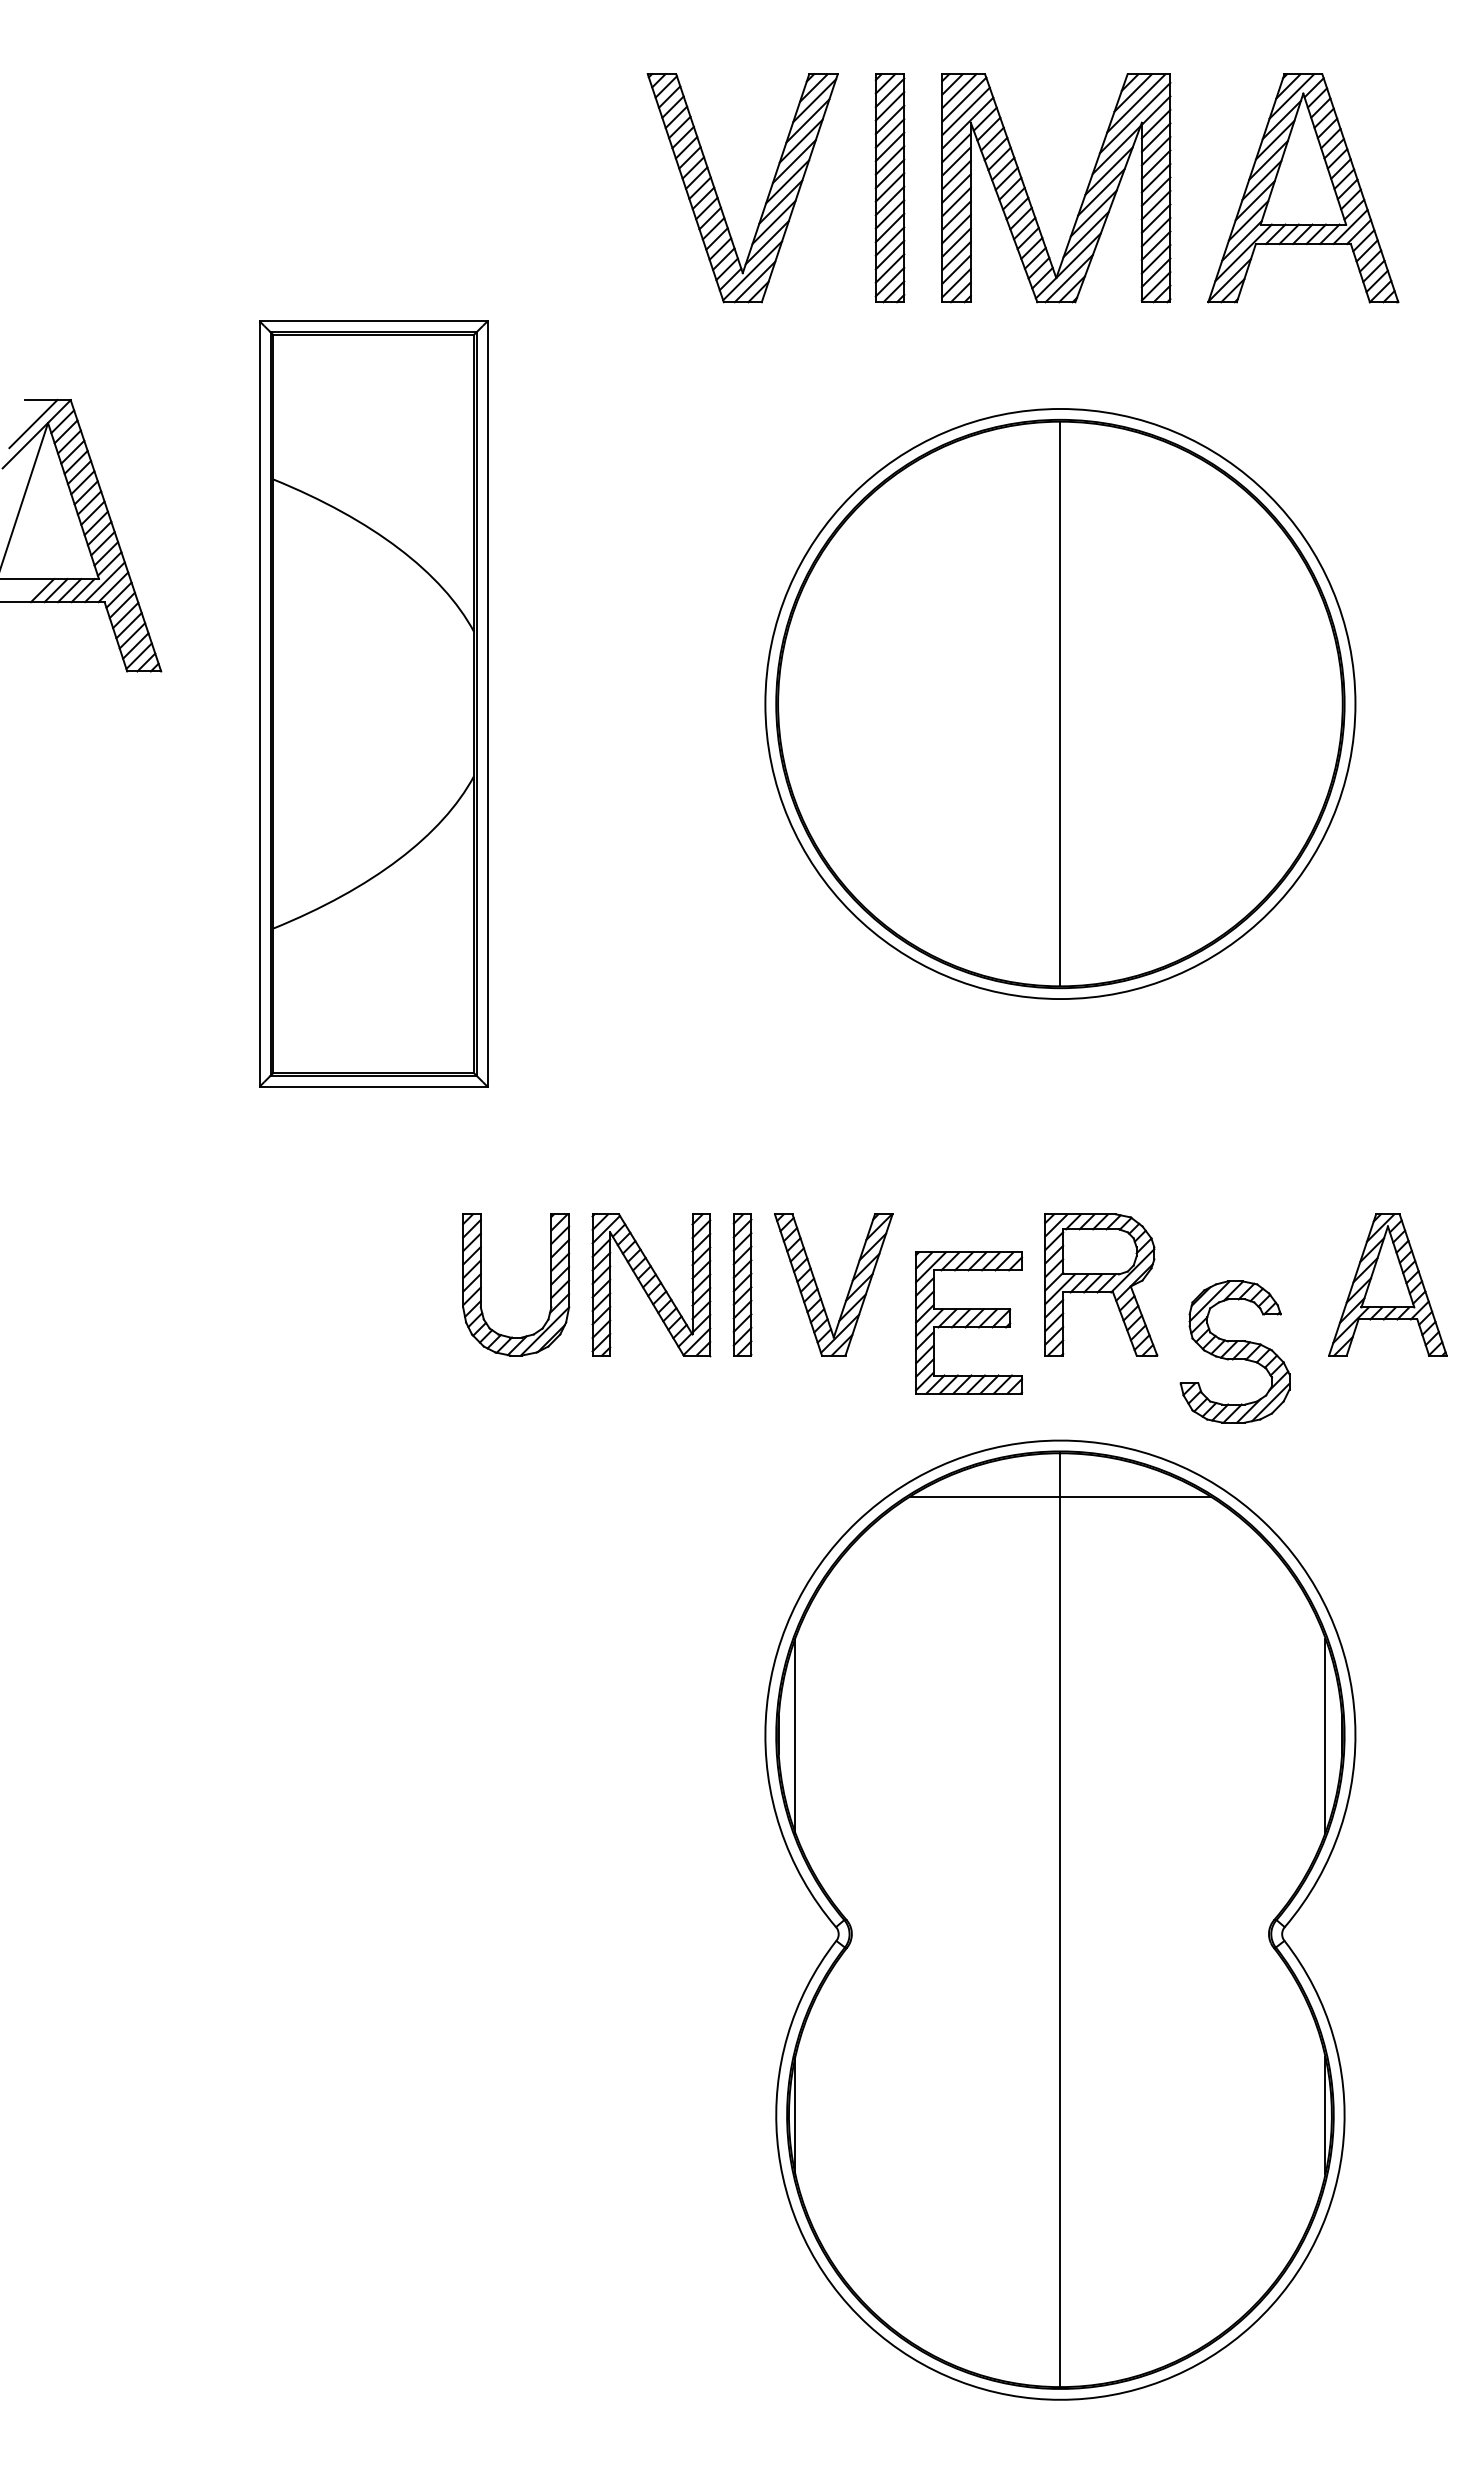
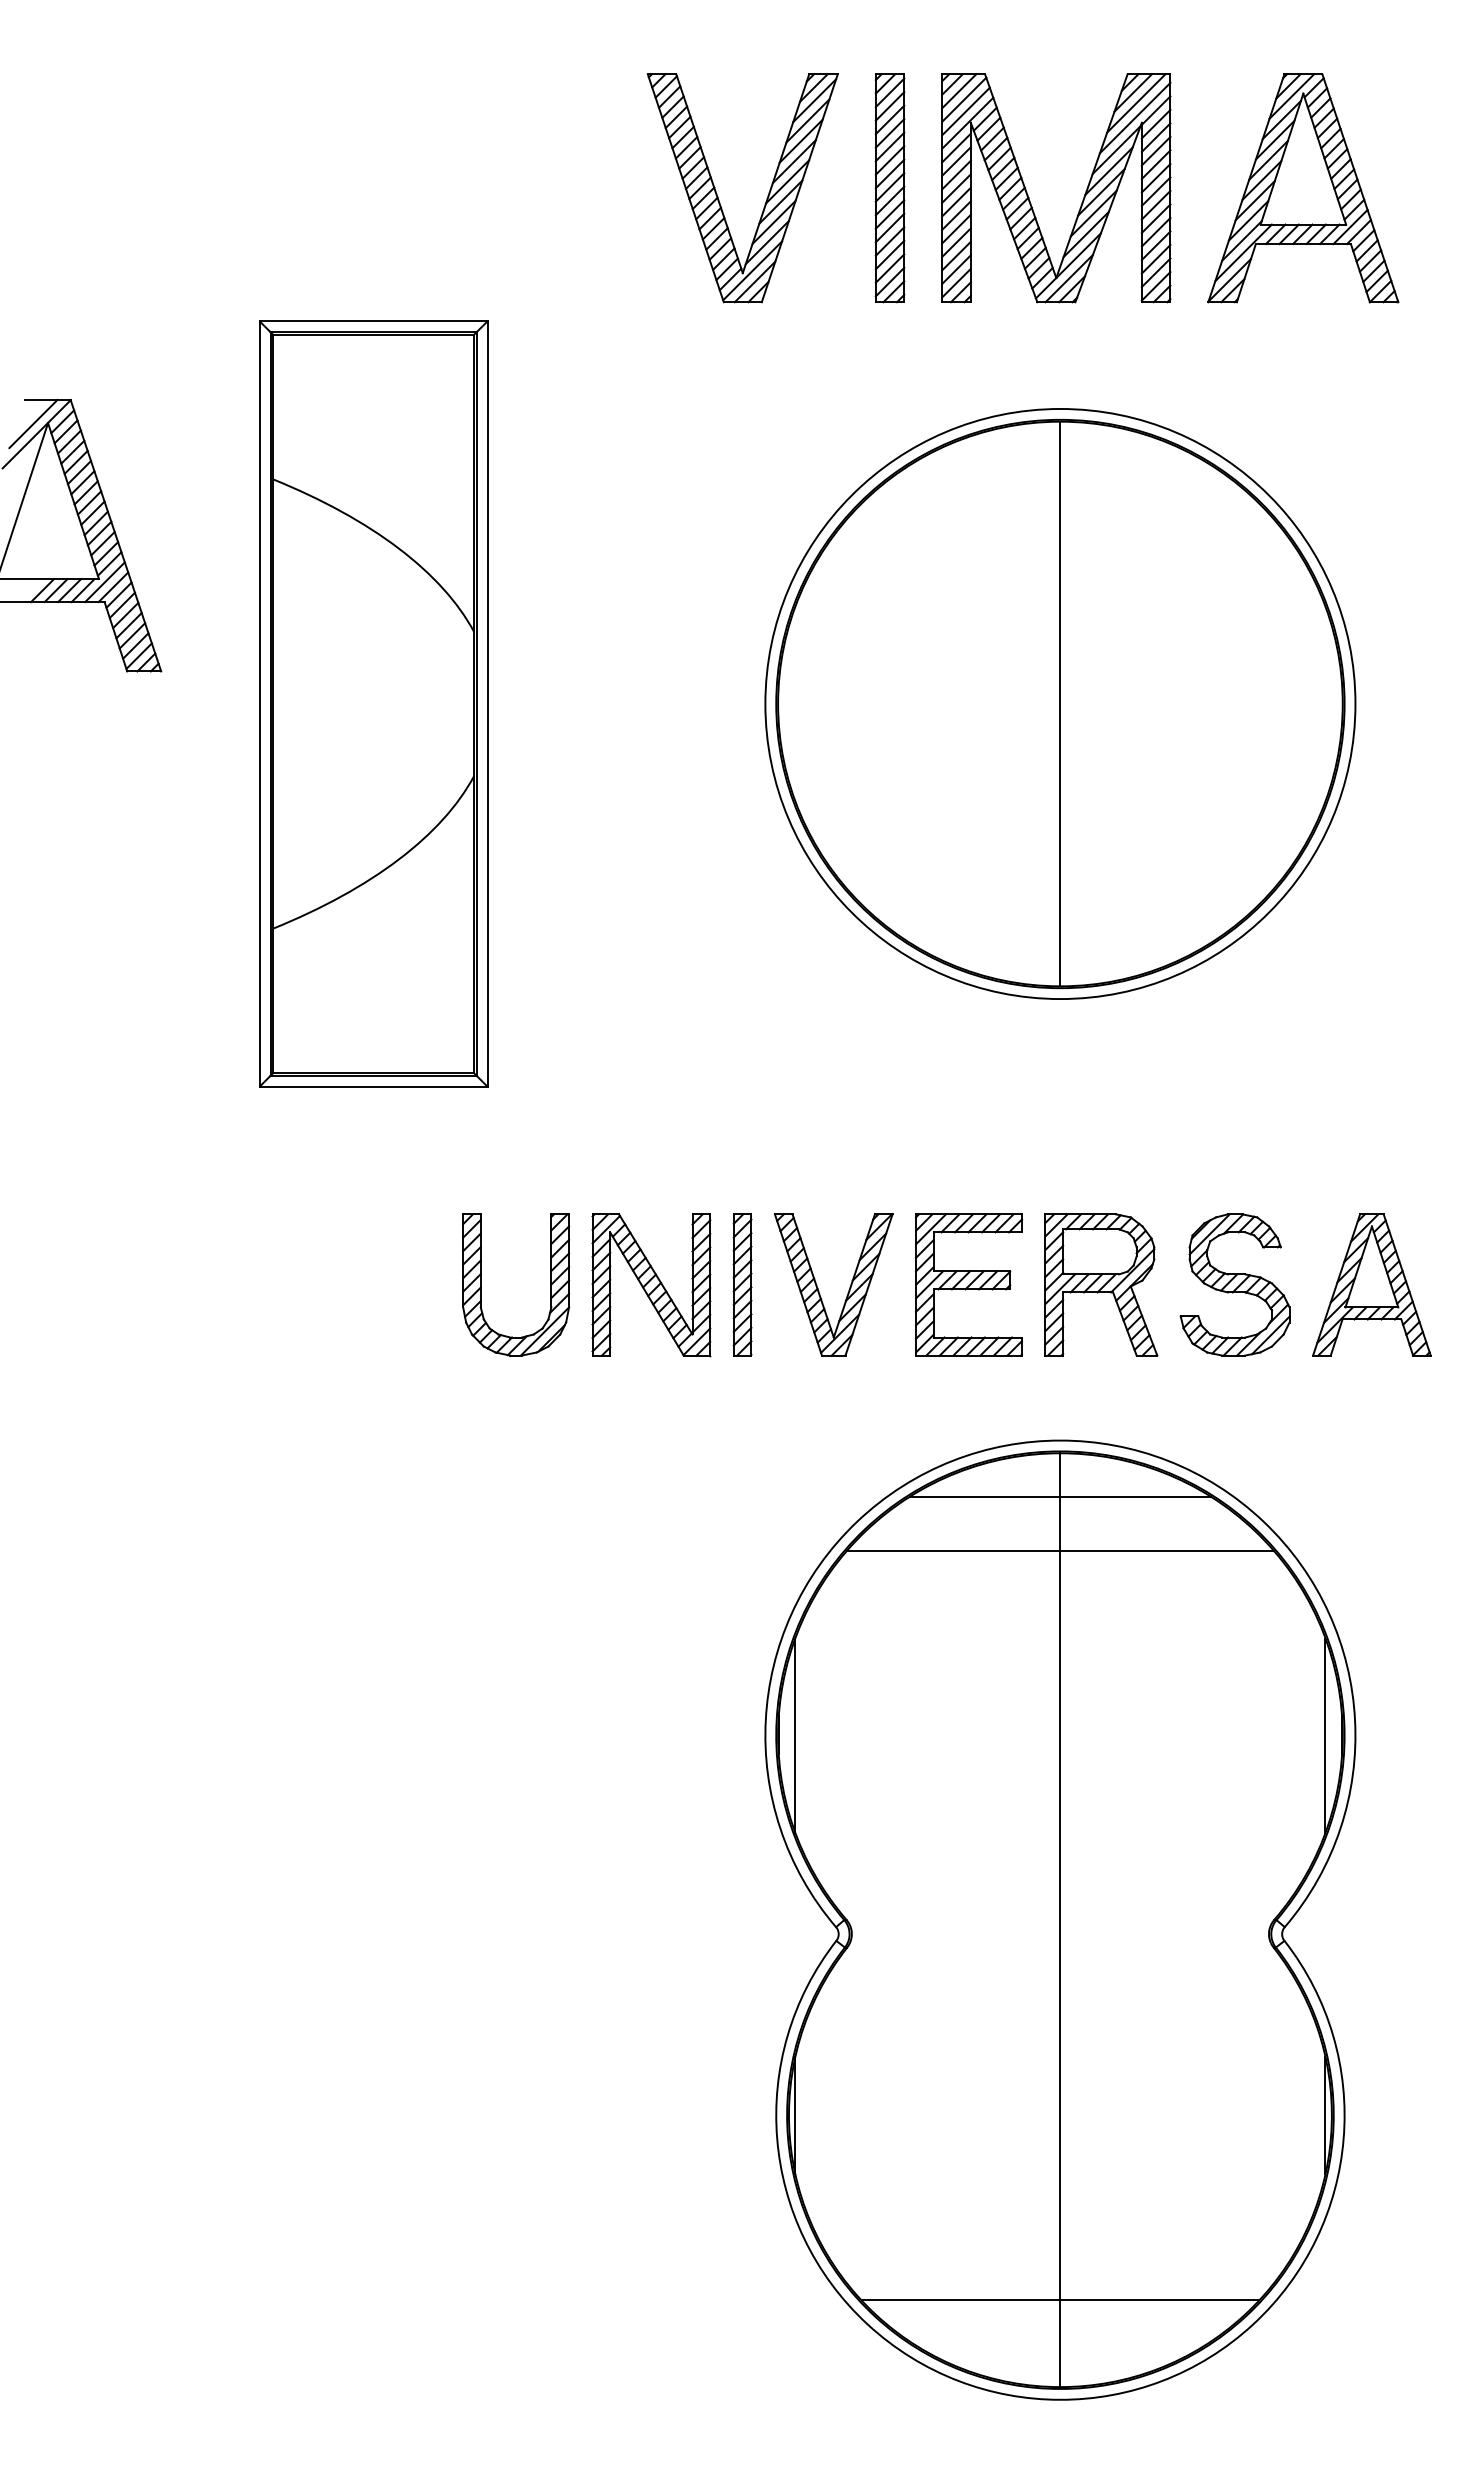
part position: (1387, 1284) -> (1371, 1284) (1371, 1284)
part position: (969, 1322) -> (969, 1284) (969, 1284)
part position: (1234, 1351) -> (1234, 1284) (1234, 1284)
line: none -> present (1059, 1551)
line: none -> present (1060, 2300)
